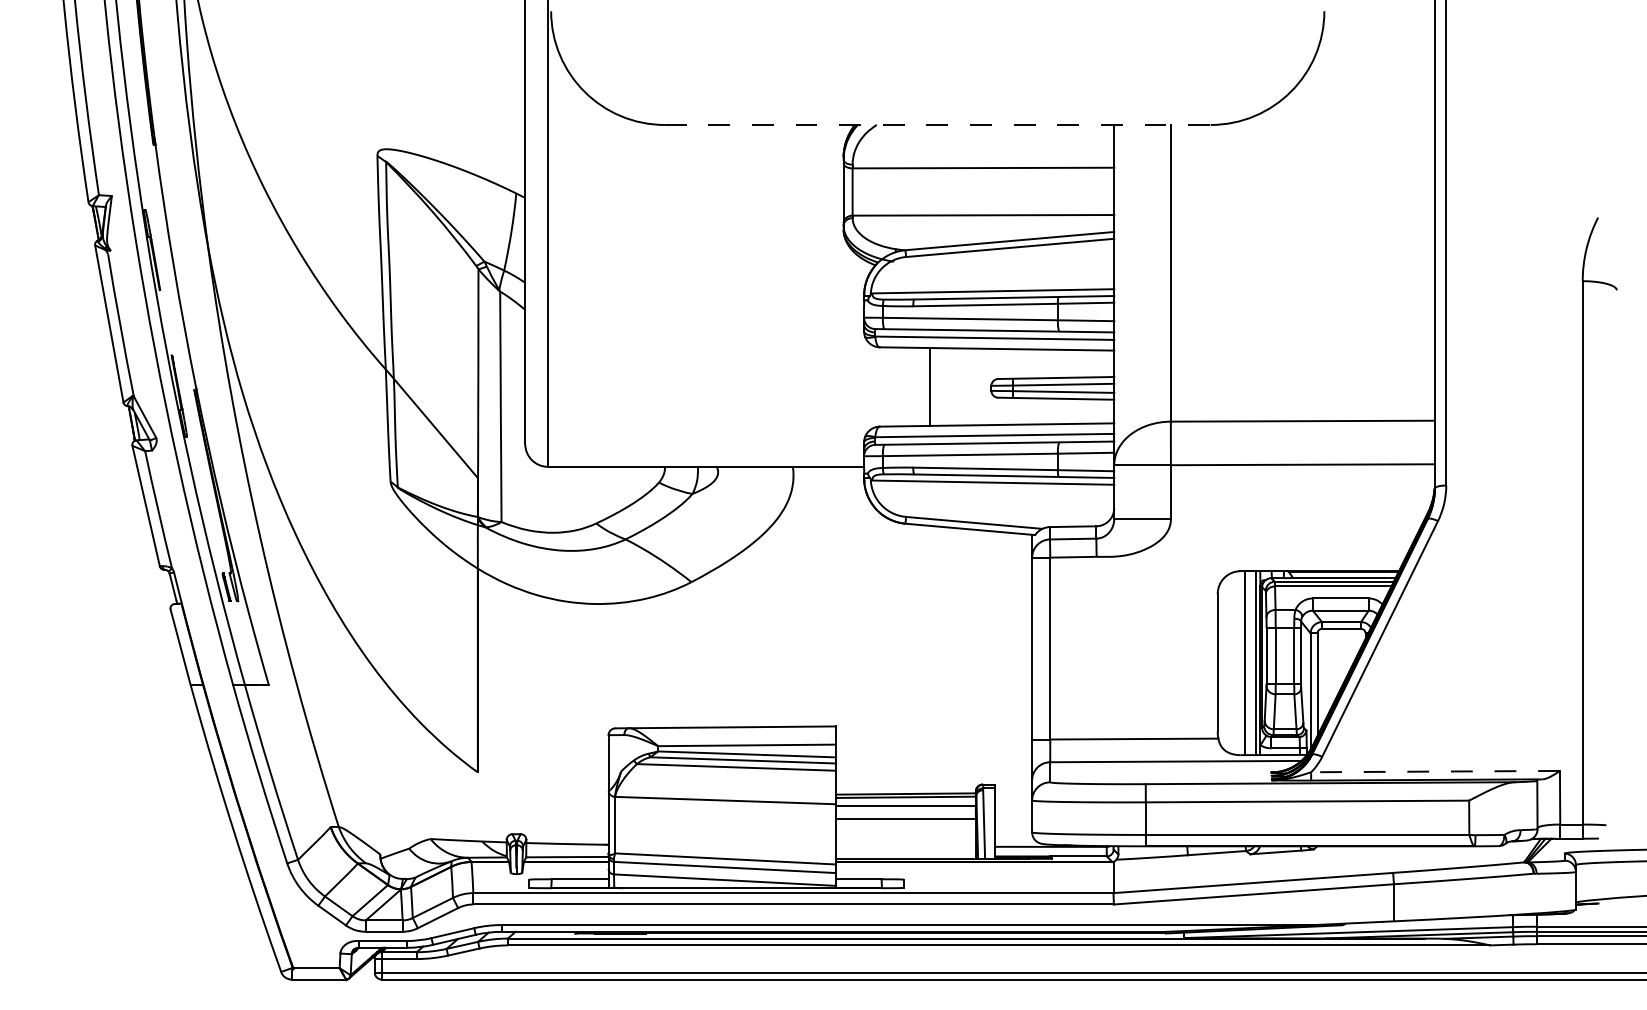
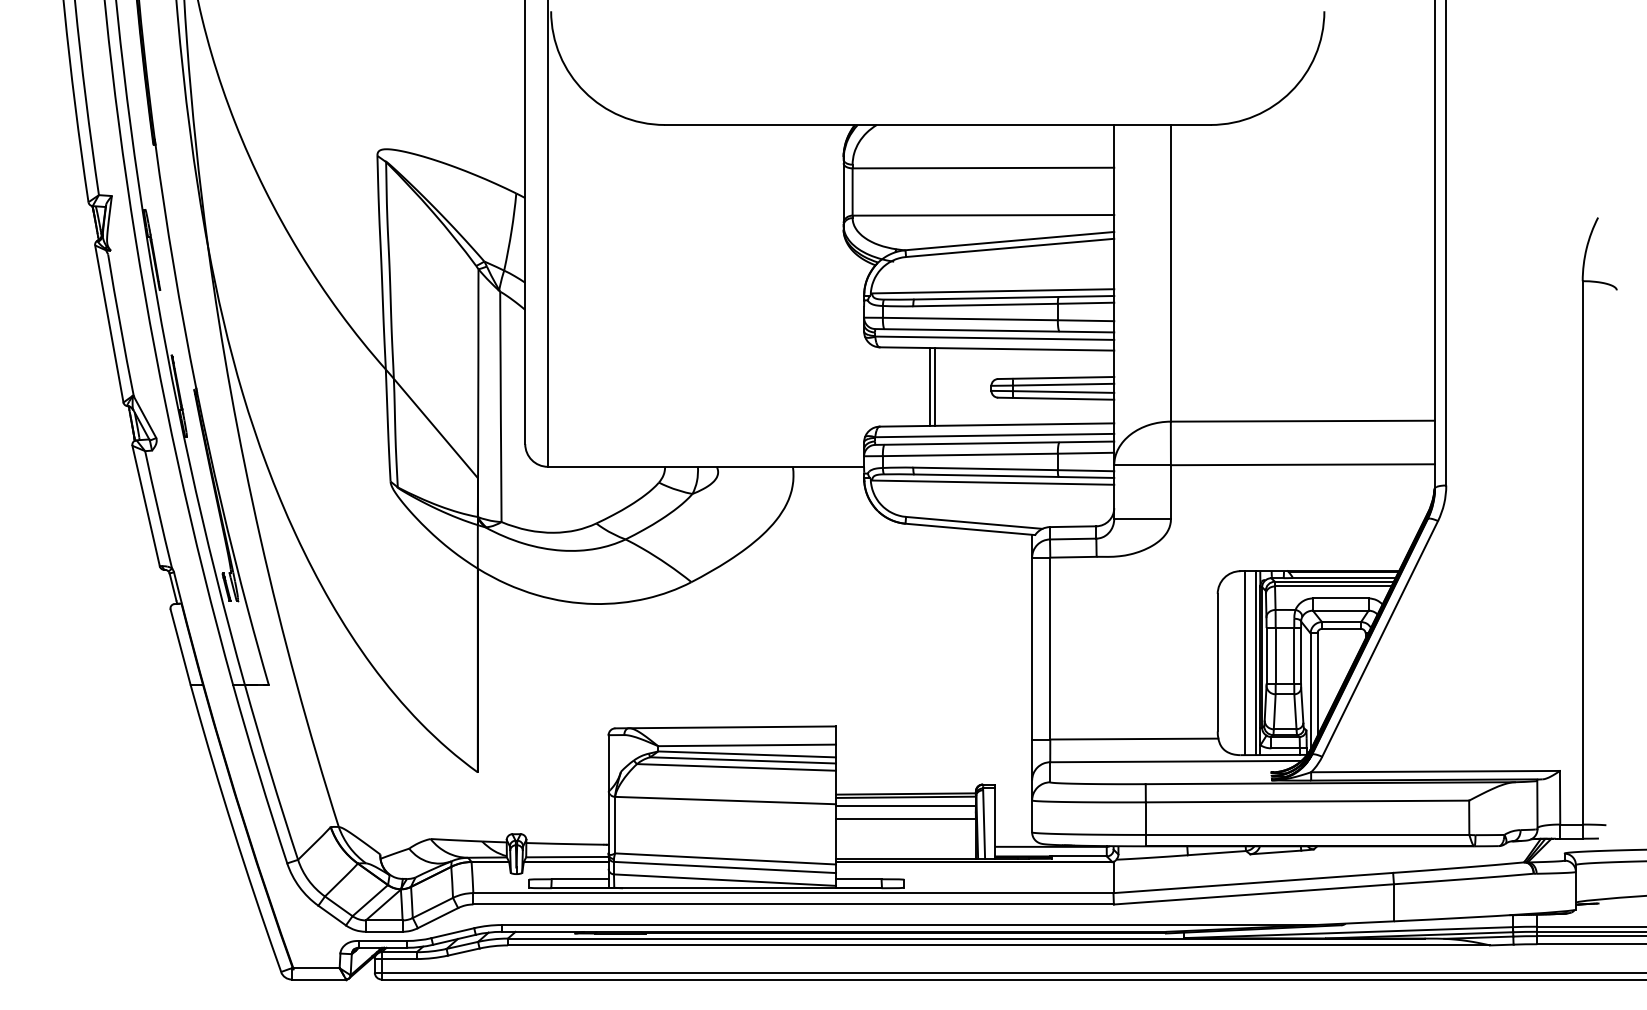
line: dashed -> solid (937, 124)
line: none -> present (934, 386)
line: dashed -> solid (1435, 771)
